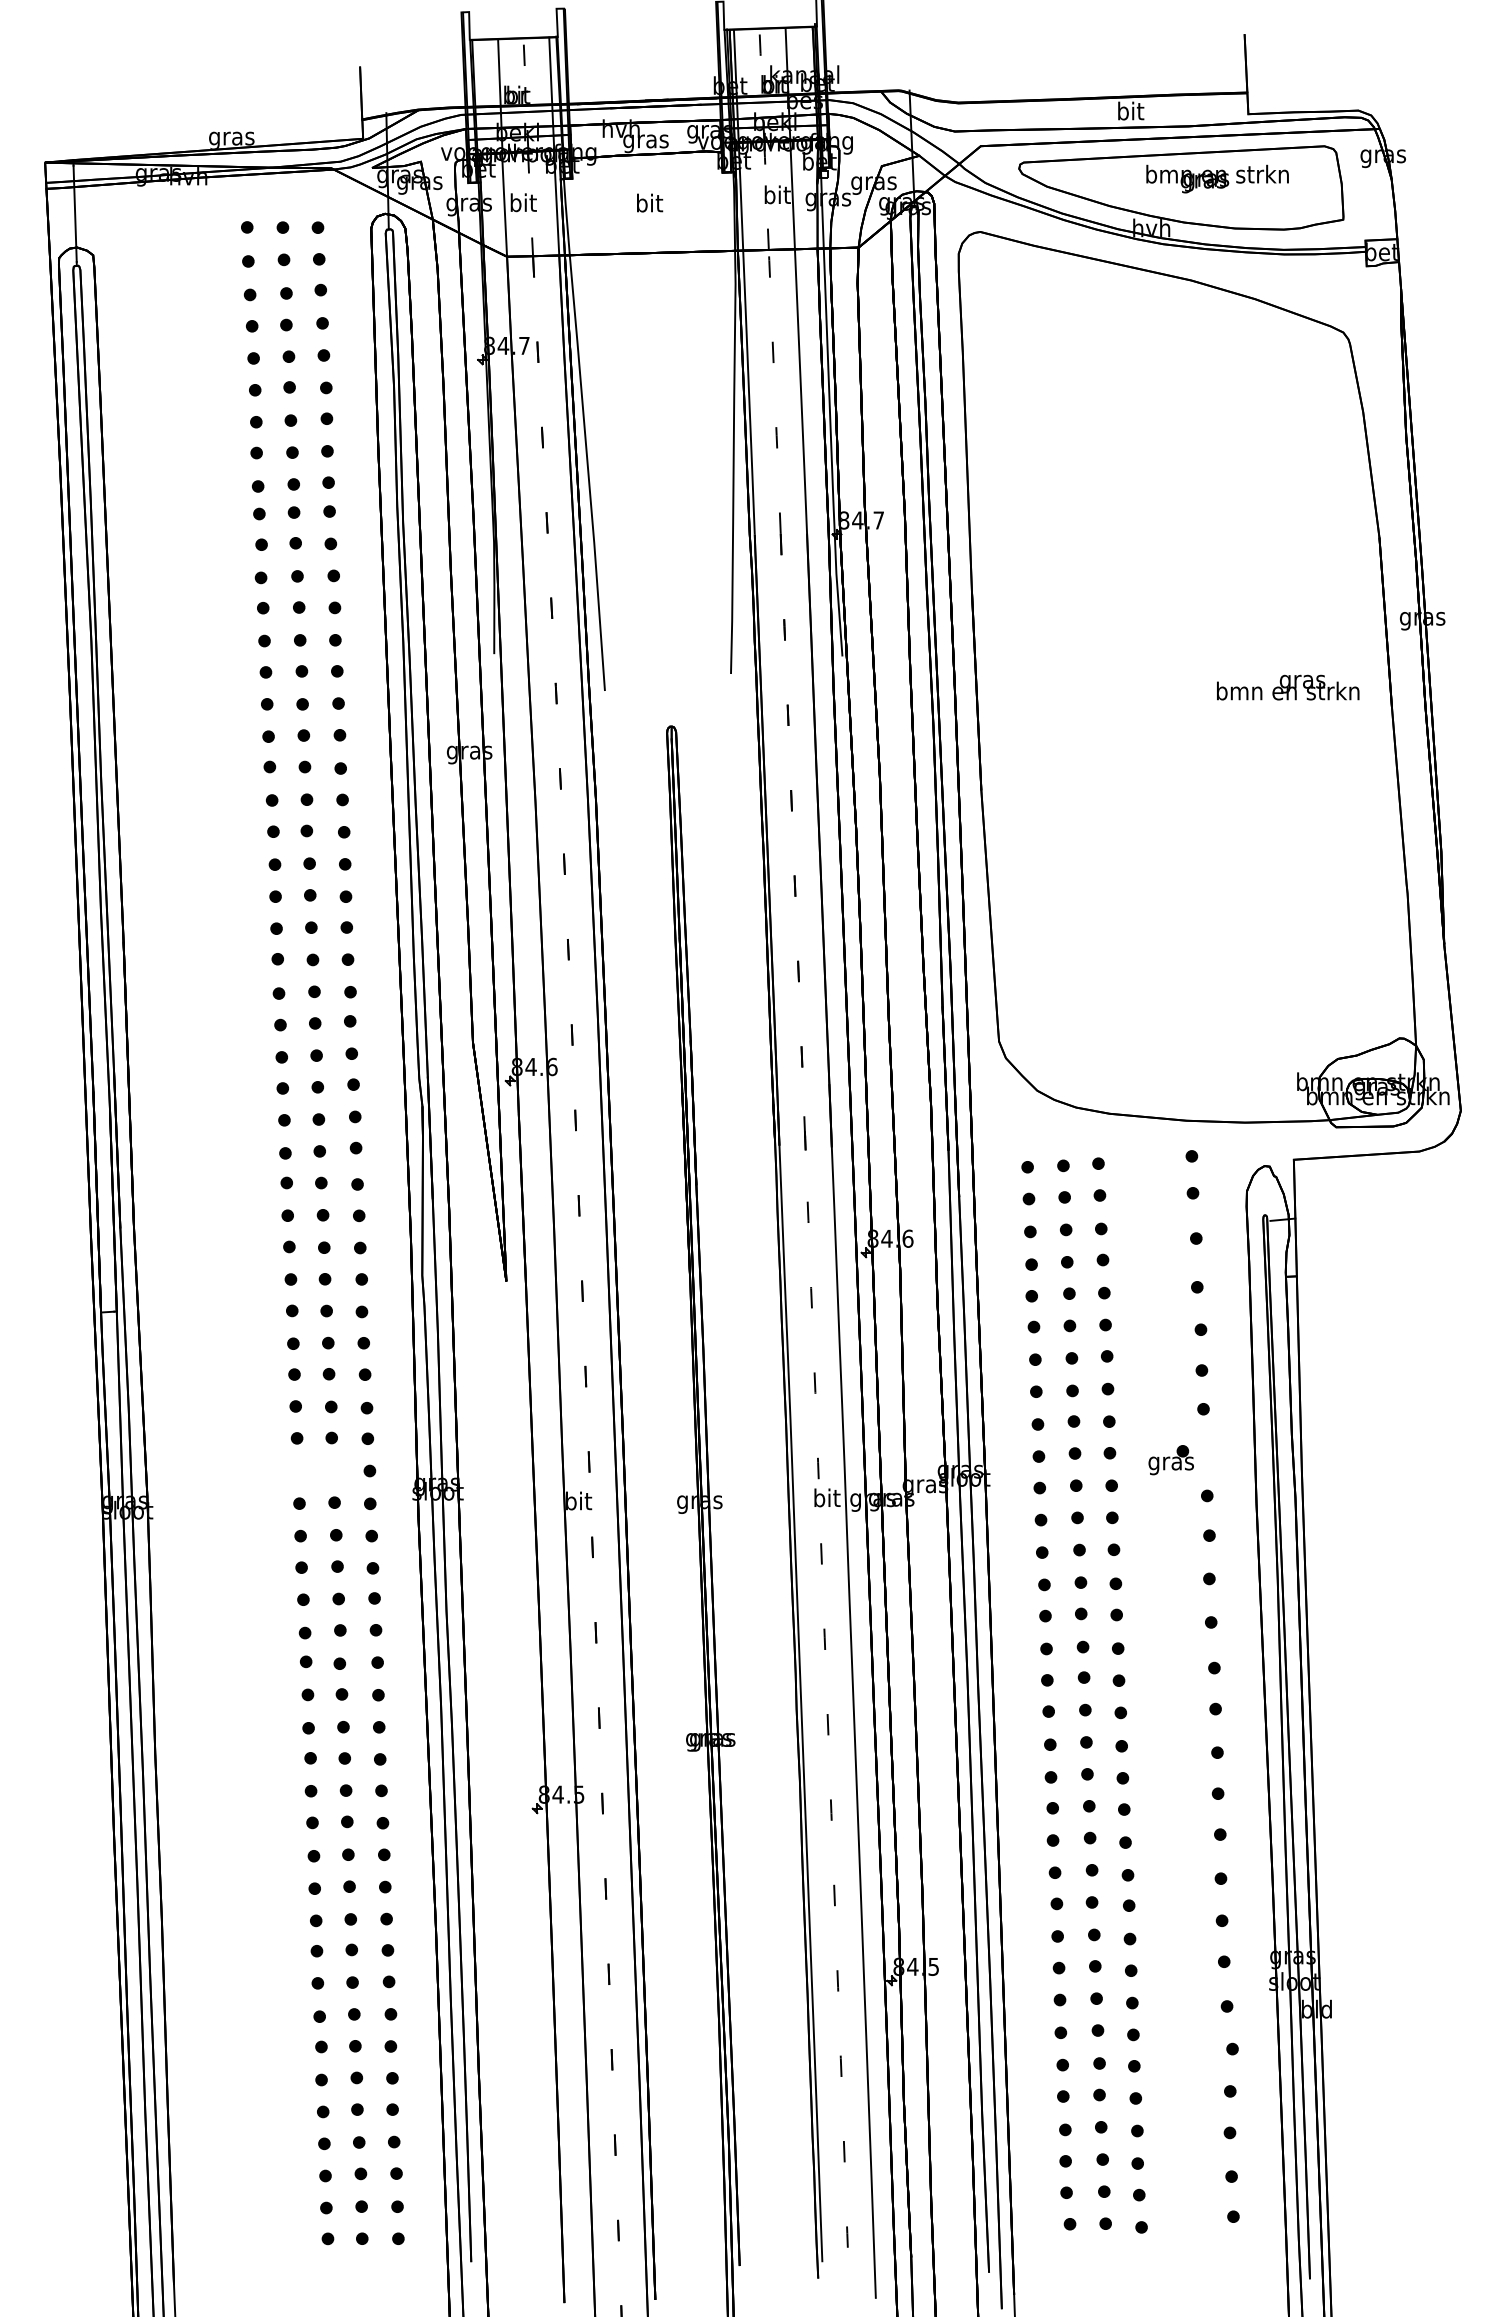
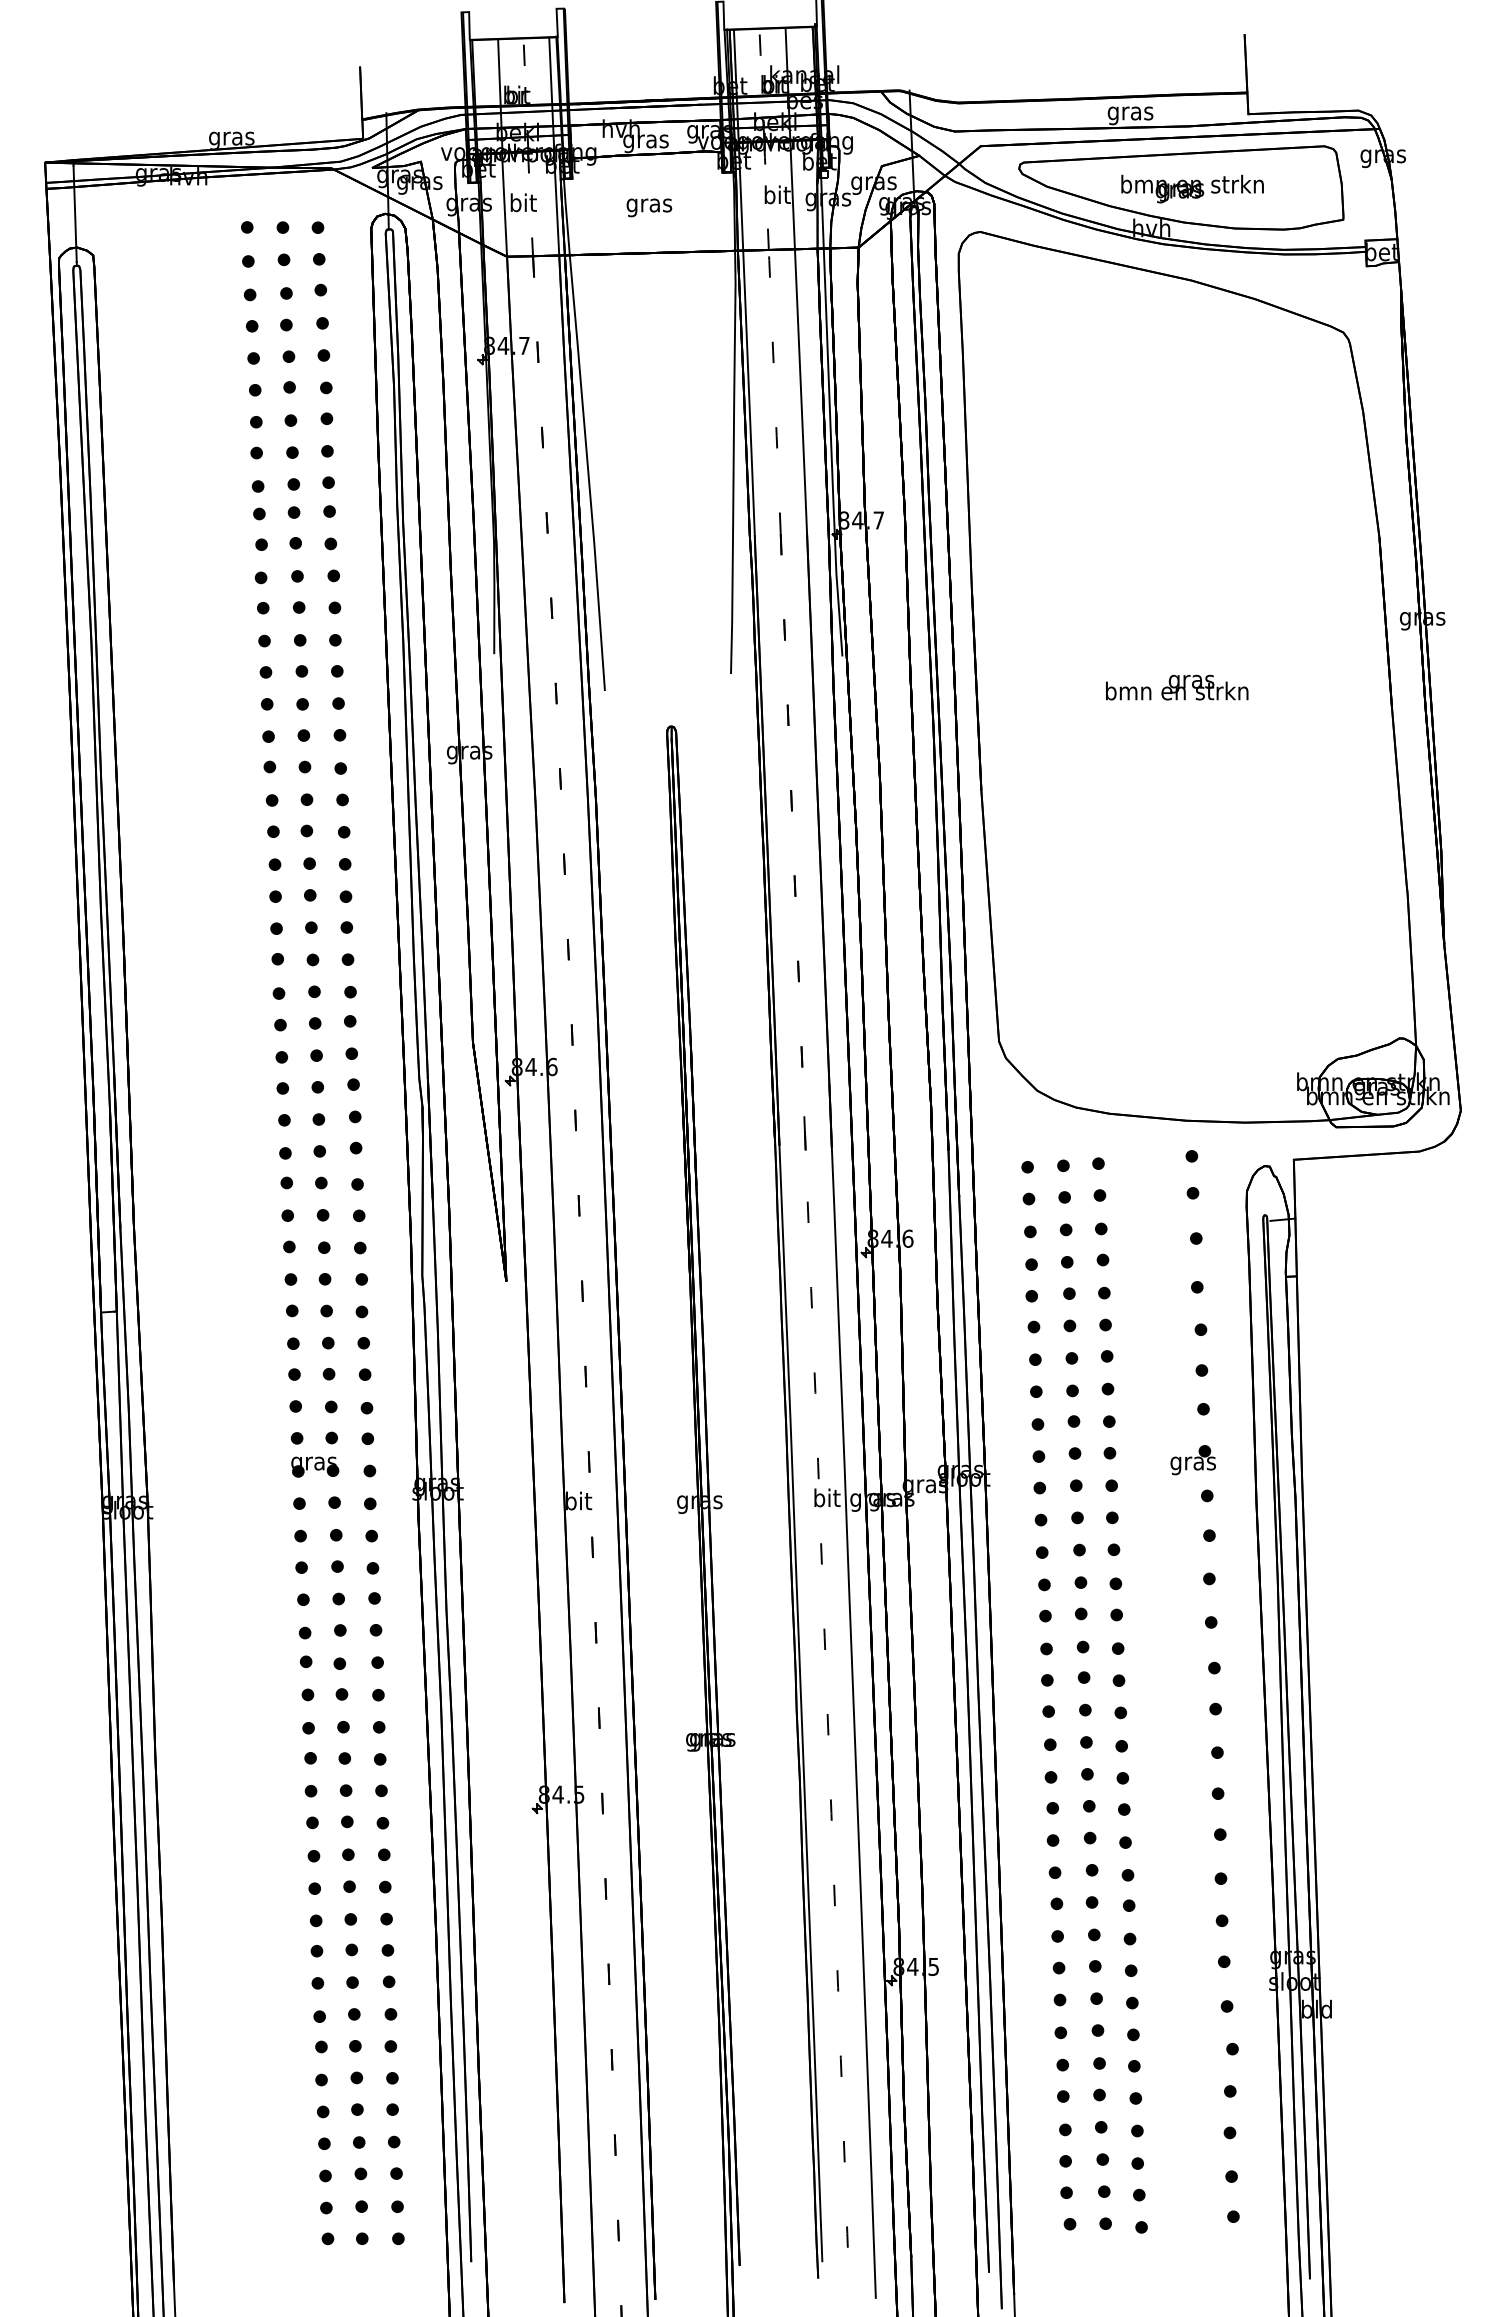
text: bit -> gras (1130, 113)
text position: (1217, 178) -> (1192, 188) (1192, 188)
text: bit -> gras (649, 205)
text position: (1288, 687) -> (1177, 687) (1177, 687)
part position: (1170, 1460) -> (1192, 1460) (1192, 1460)
part: none -> present (315, 1466)
